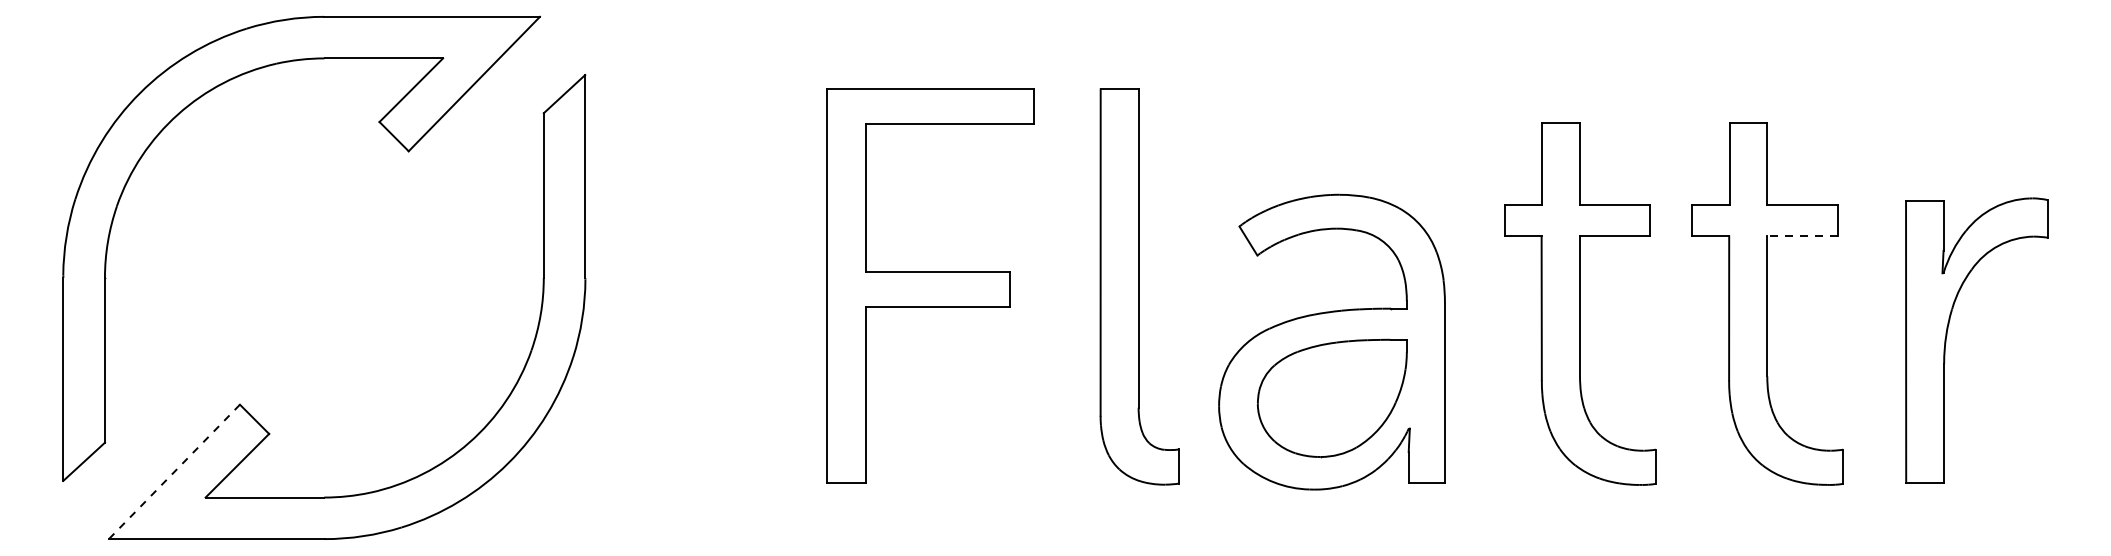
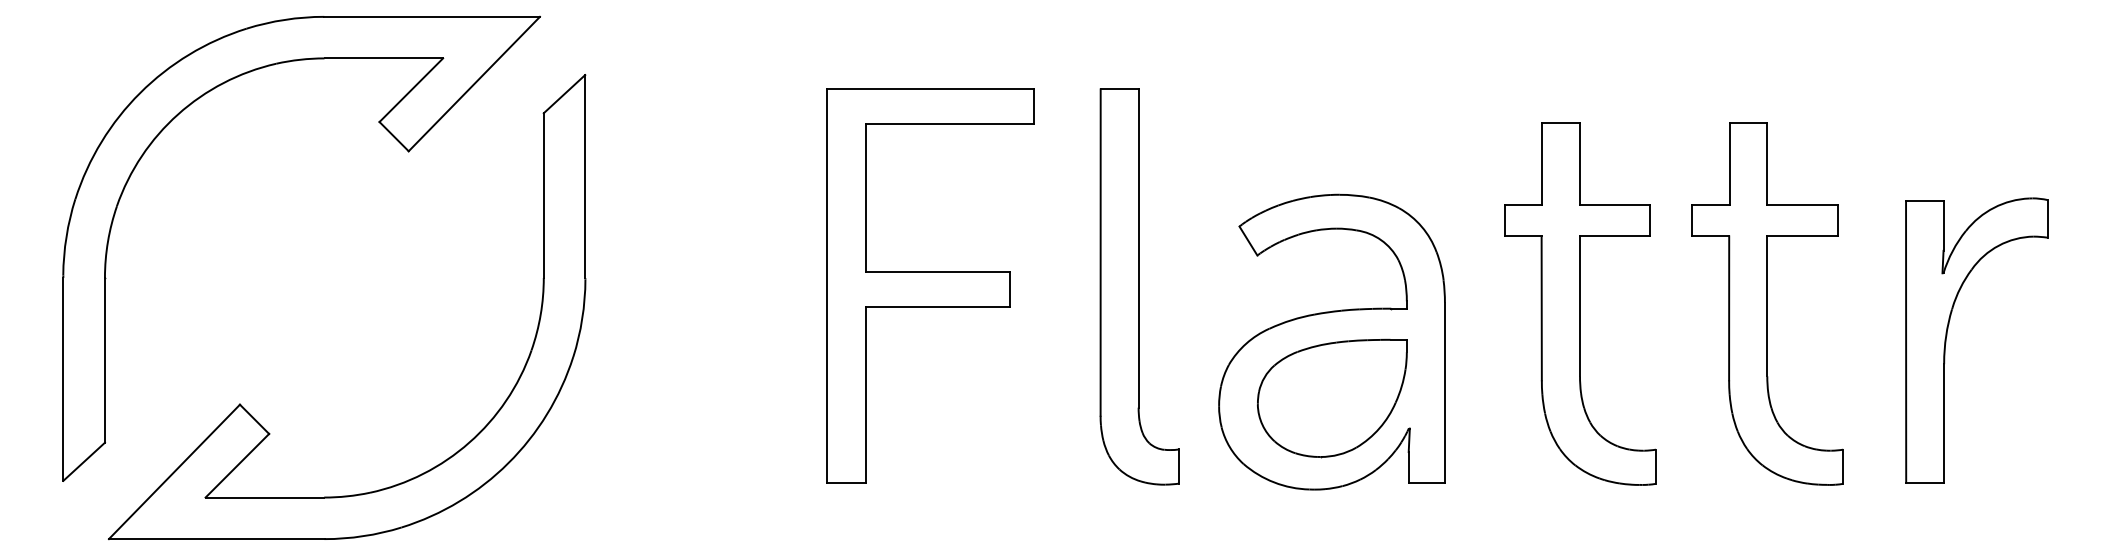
line: dashed -> solid (1802, 236)
line: dashed -> solid (174, 471)
